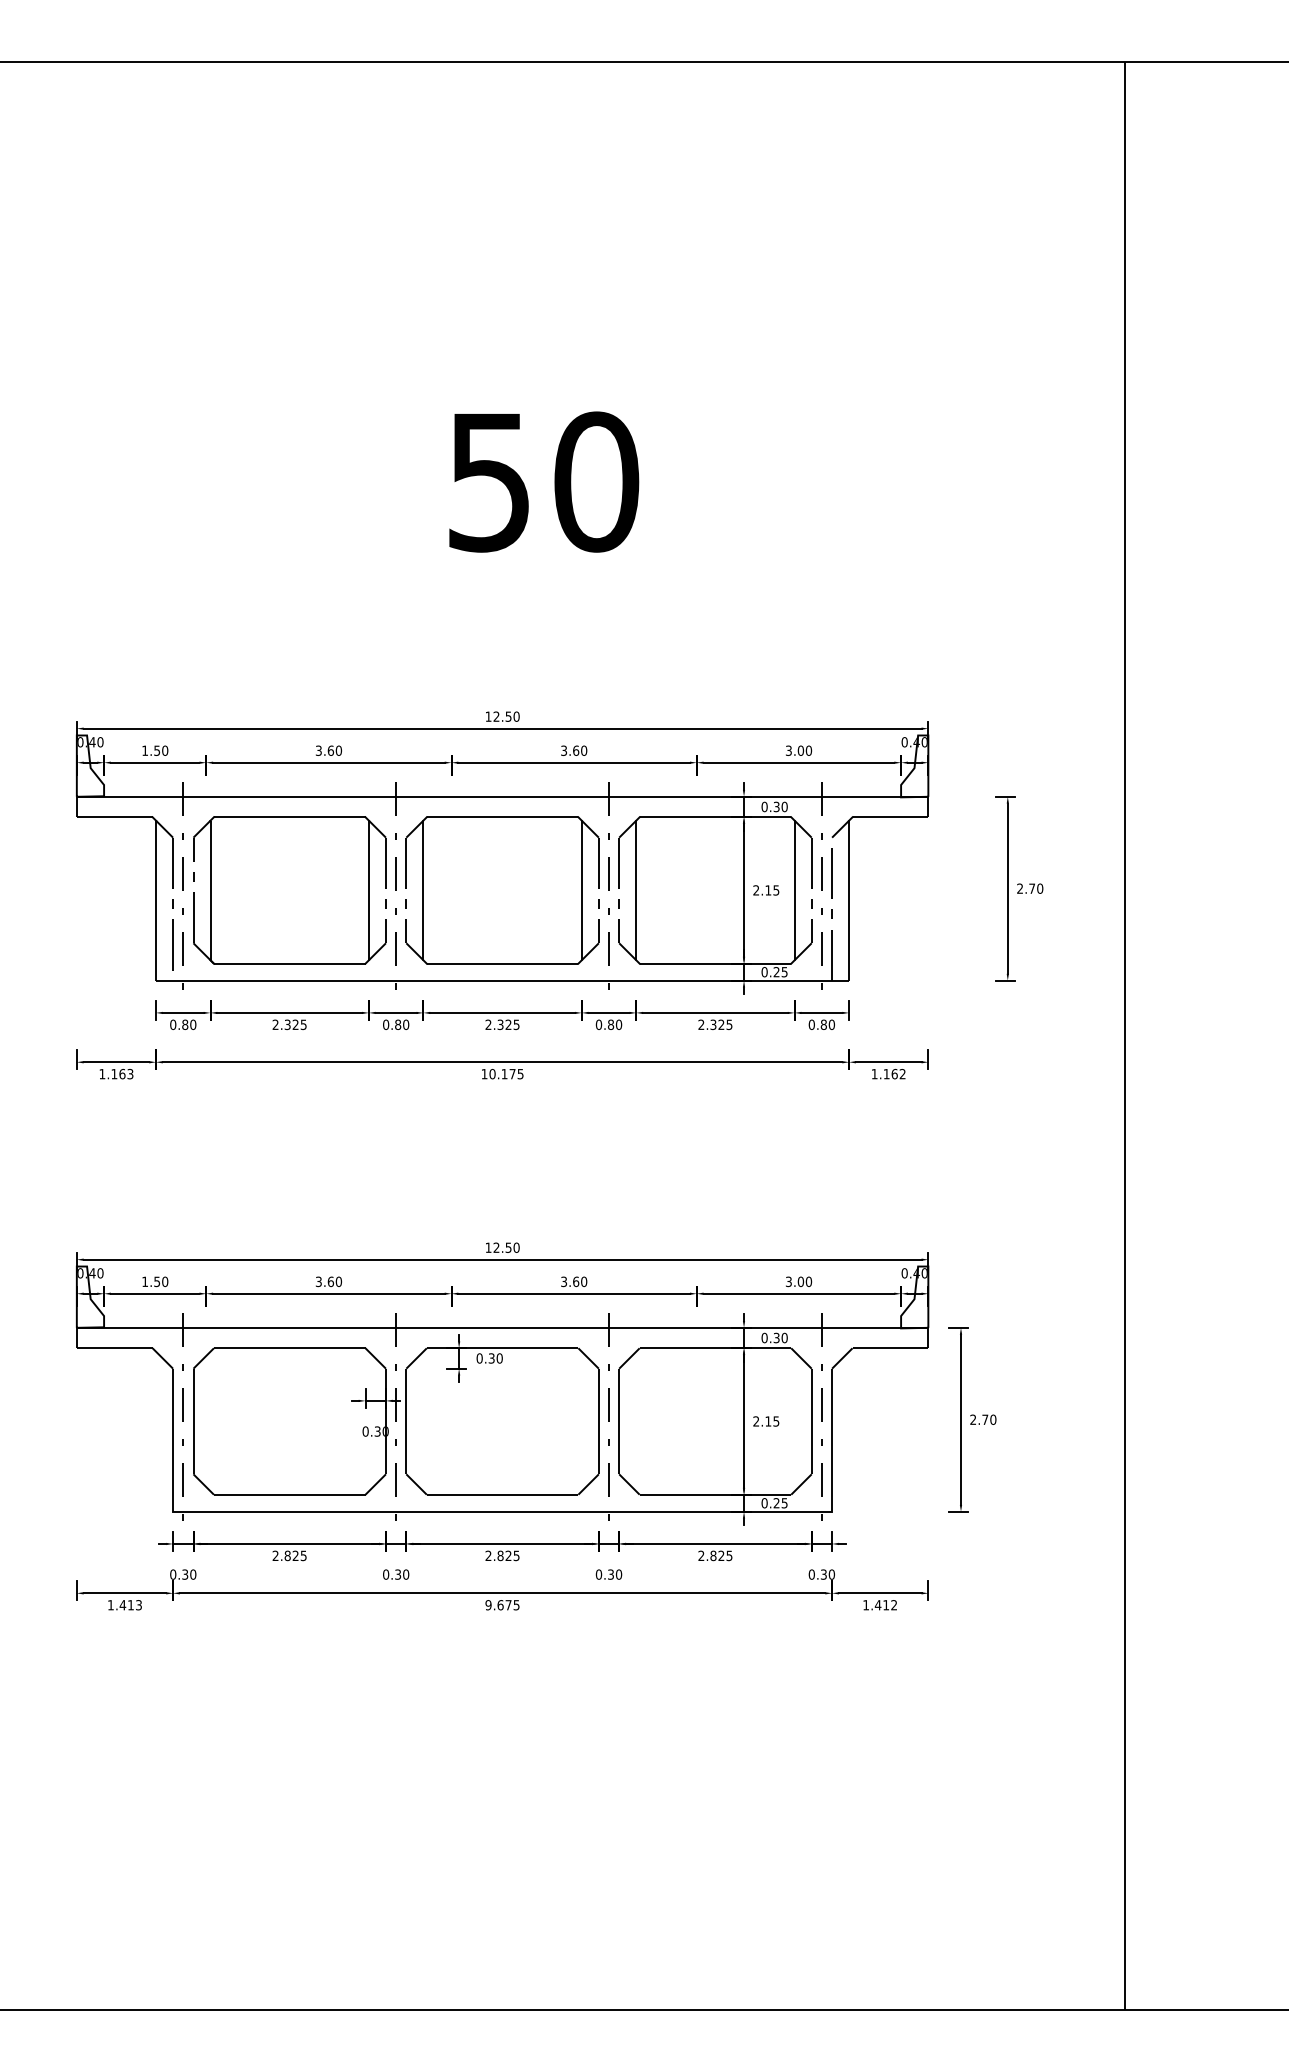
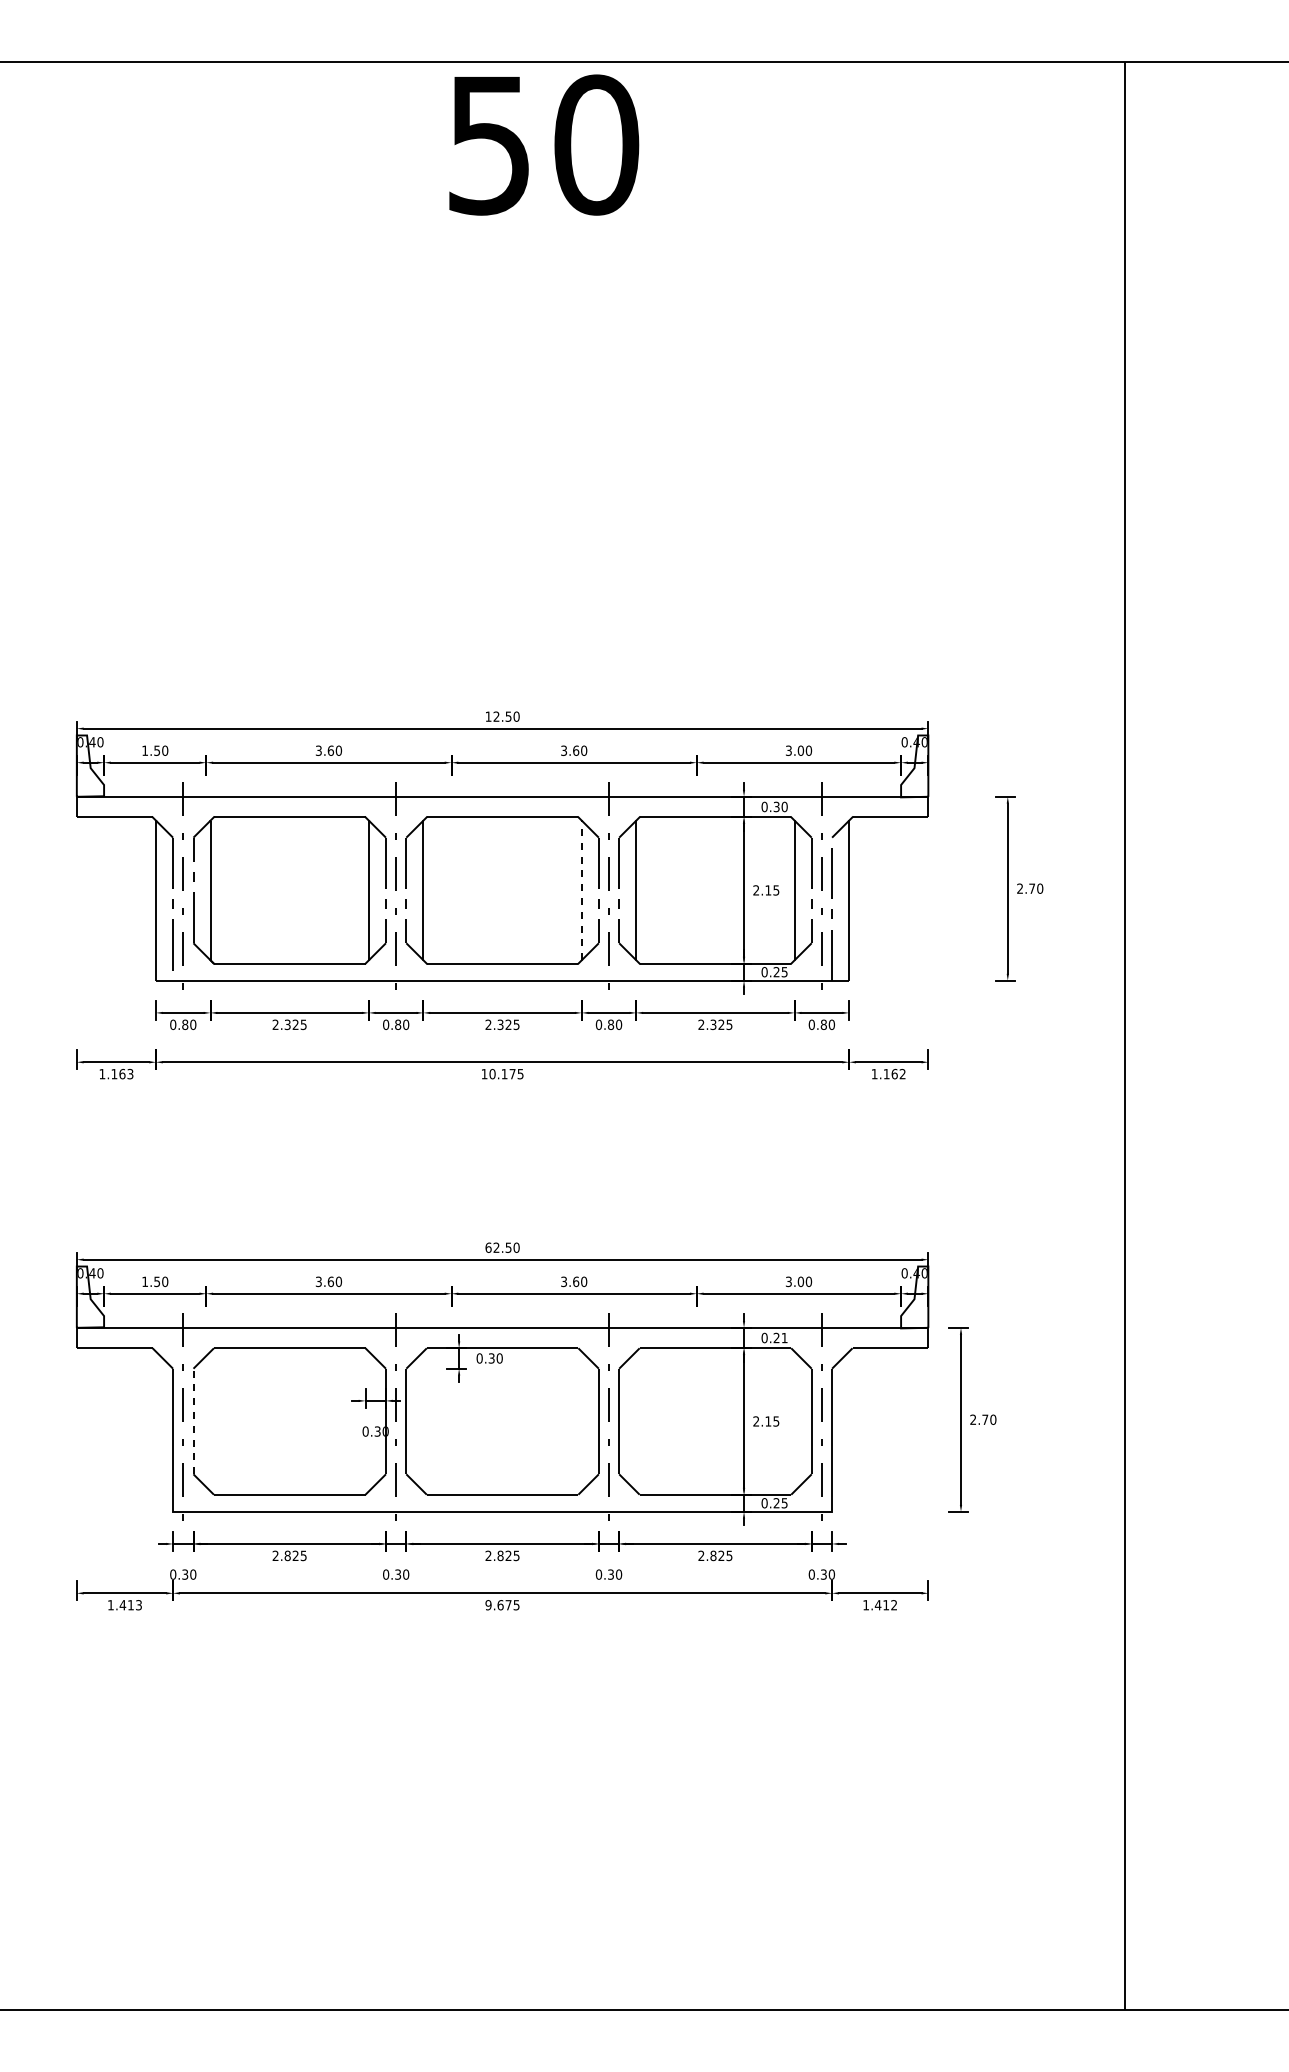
text position: (544, 481) -> (544, 144) (544, 144)
line: solid -> dashed (581, 890)
text: 12.50 -> 62.50 (488, 1247)
text: 0.30 -> 0.21 (780, 1337)
line: solid -> dashed (193, 1421)
